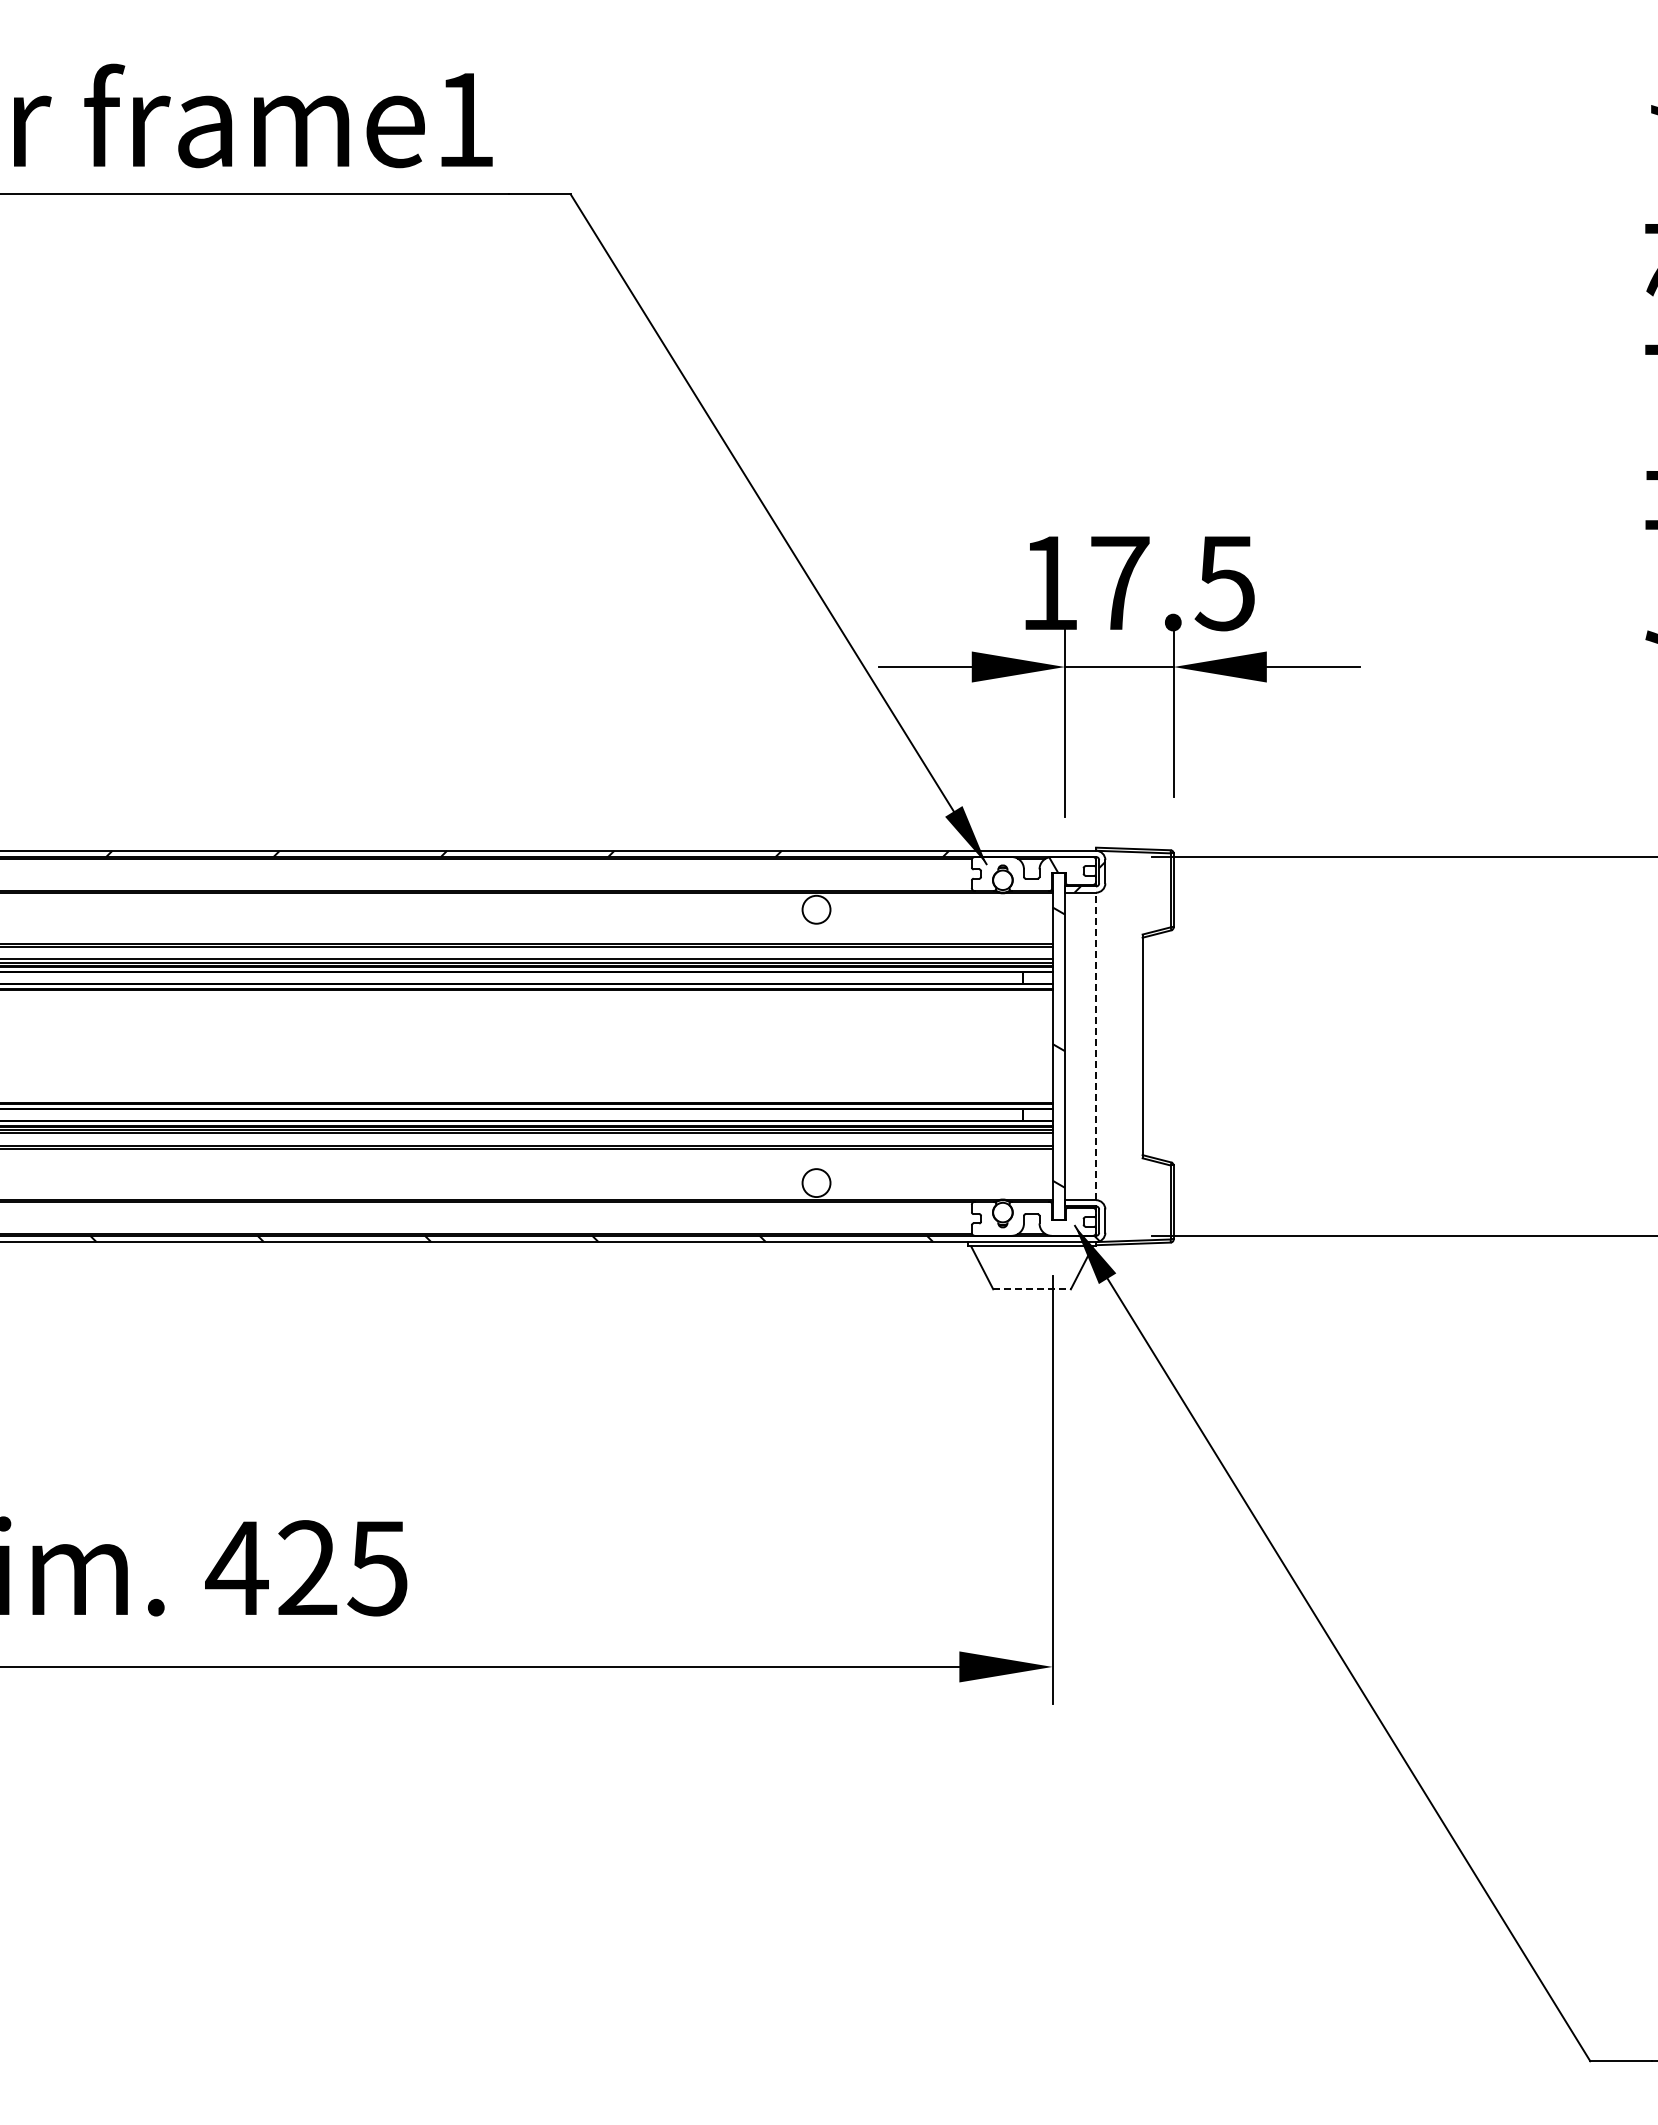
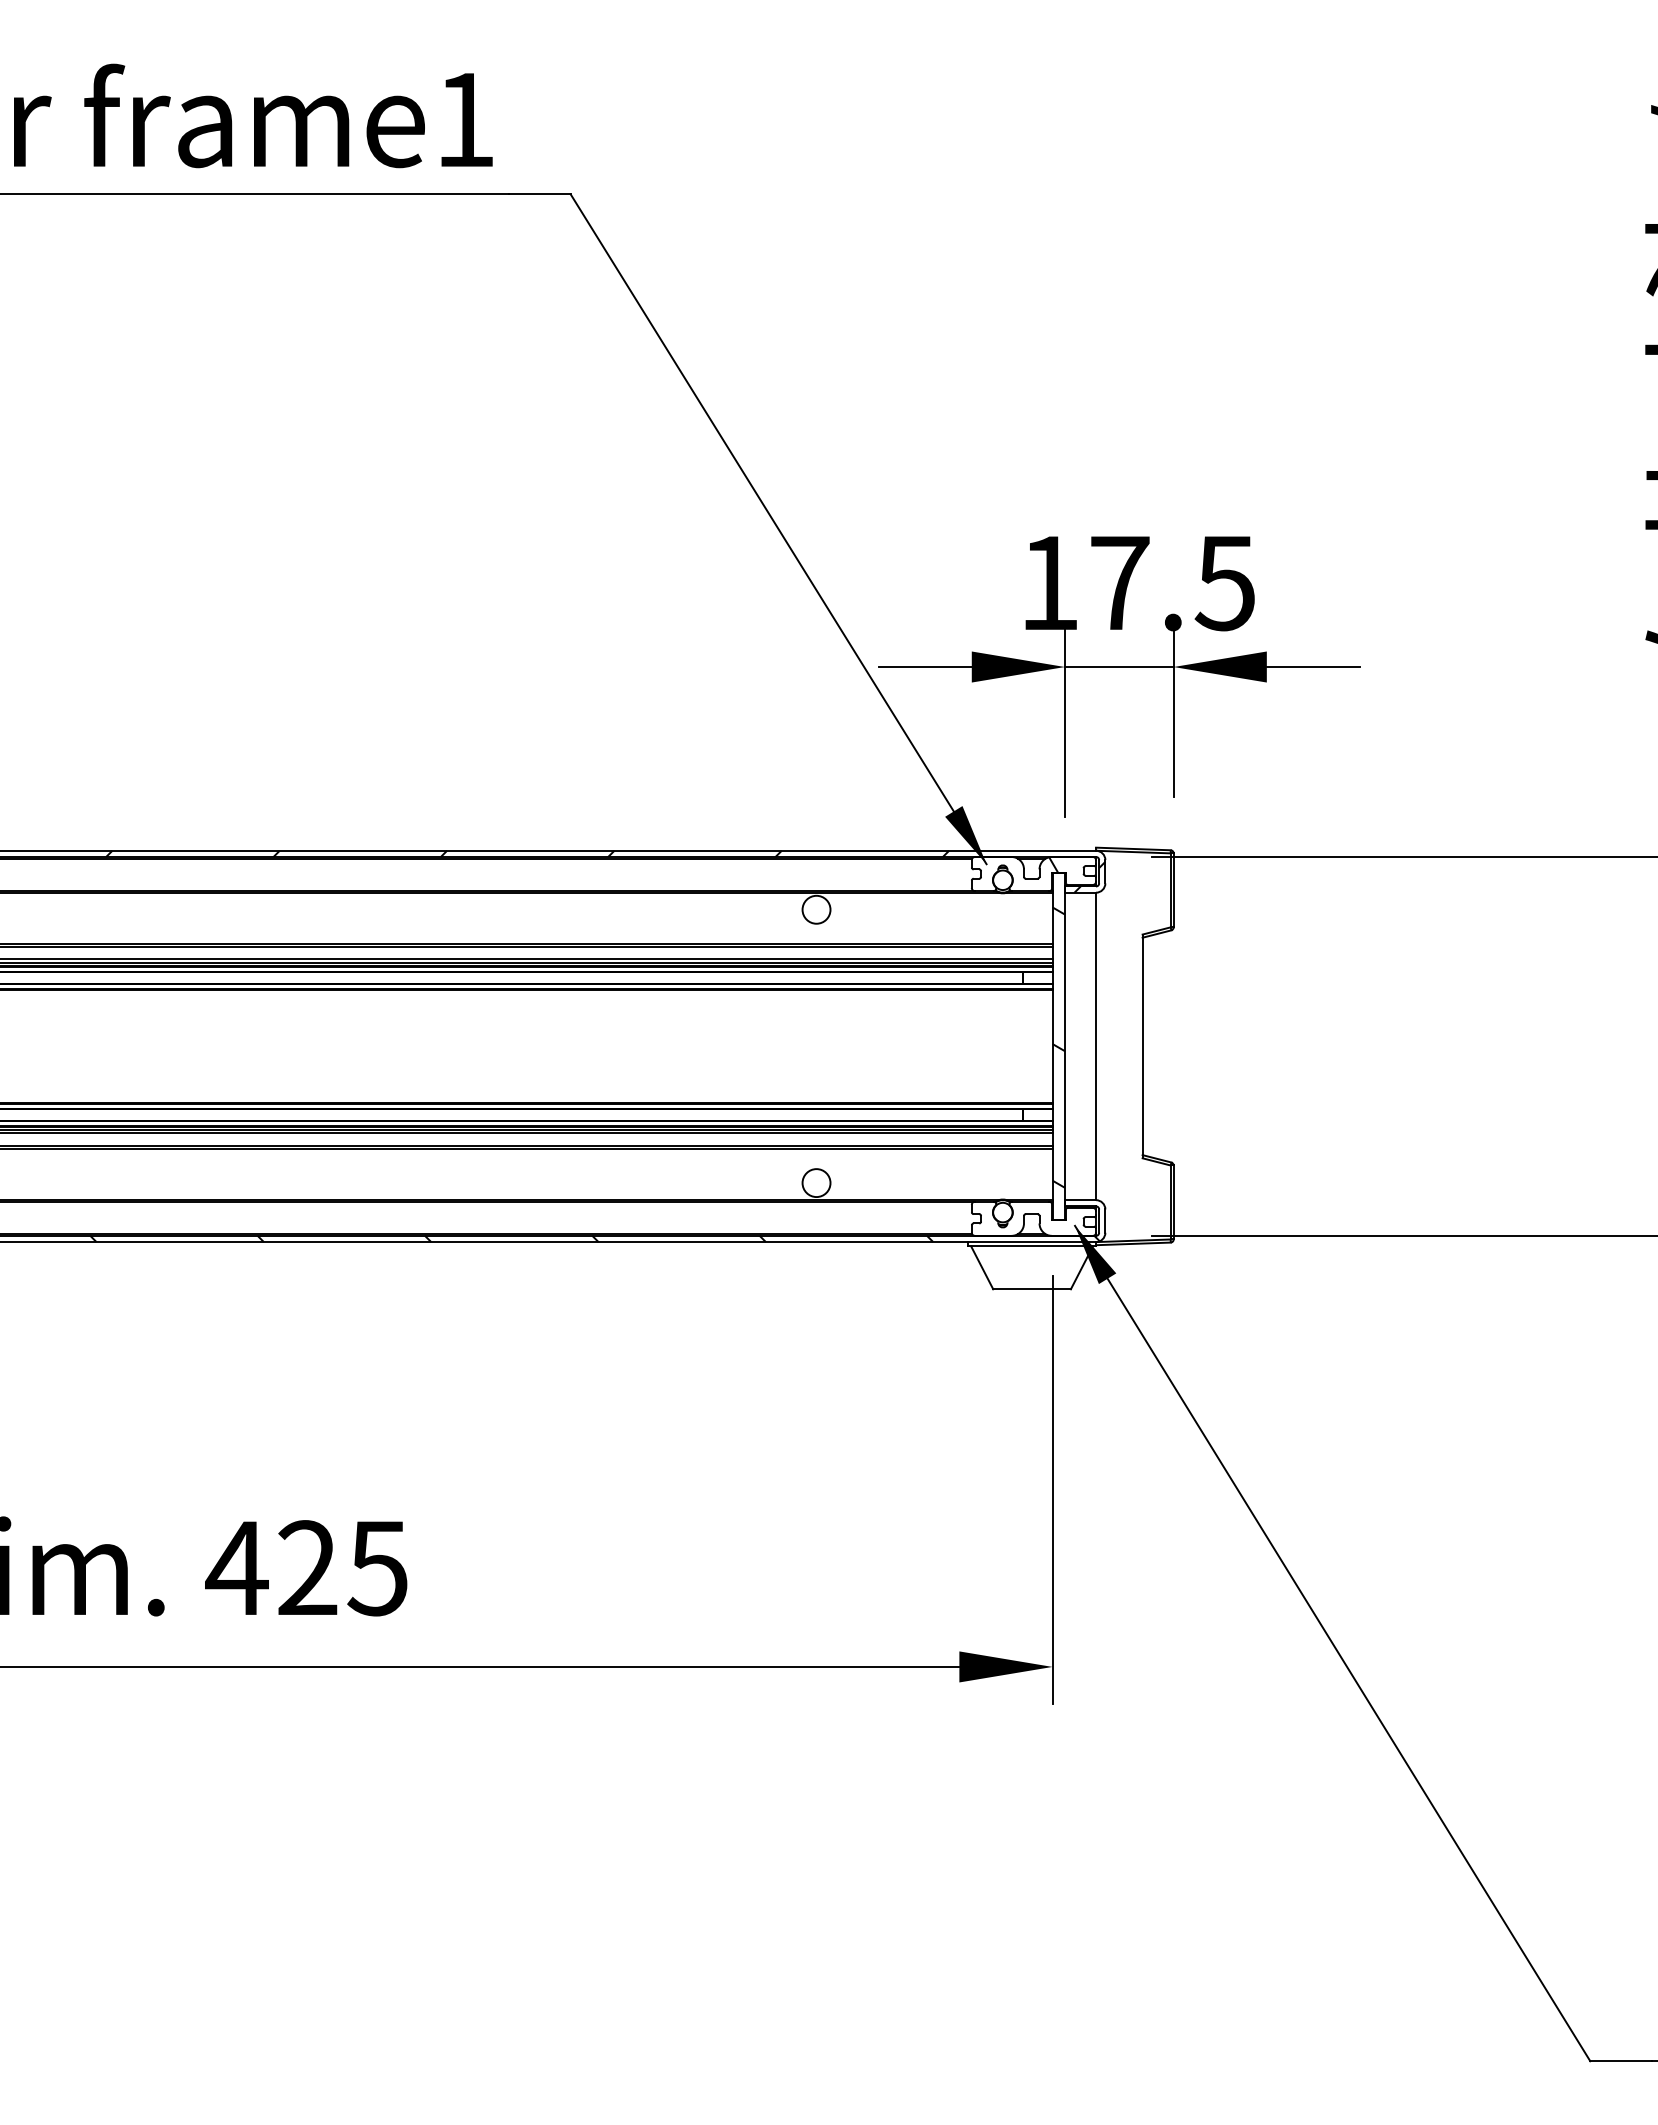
line: dashed -> solid (1096, 1046)
line: dashed -> solid (1032, 1289)
